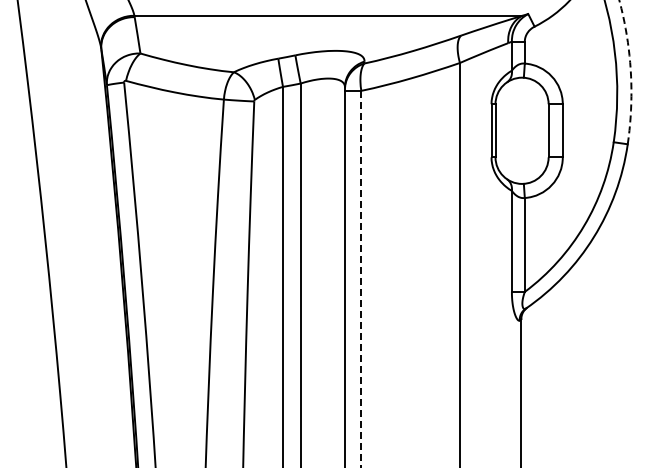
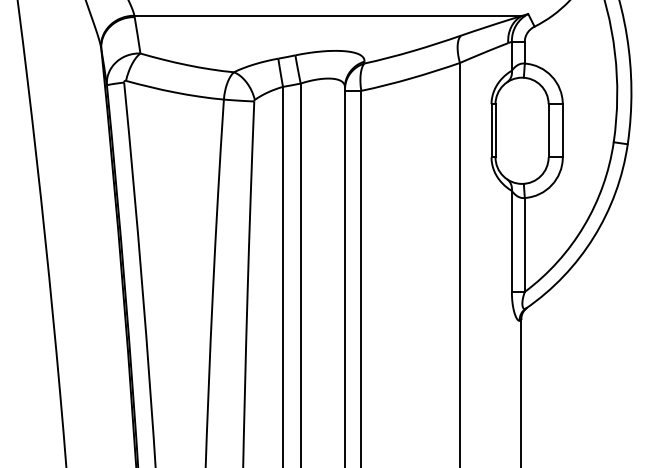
arc: dashed -> solid (630, 71)
line: dashed -> solid (361, 279)
